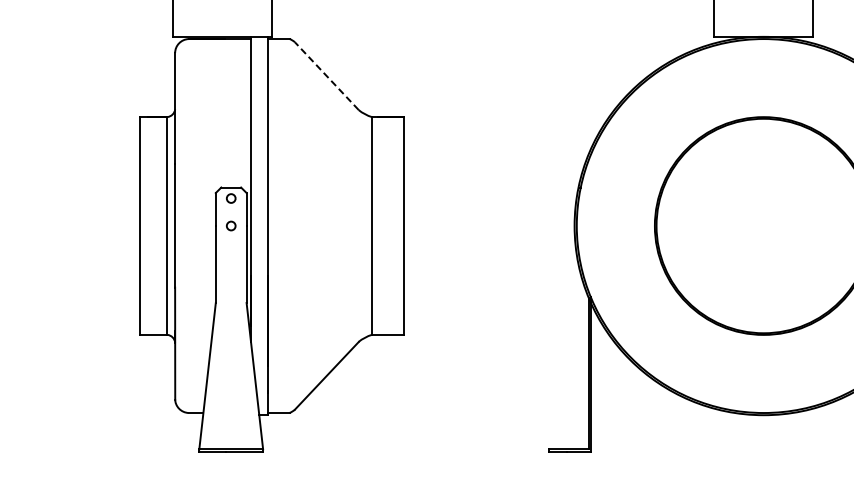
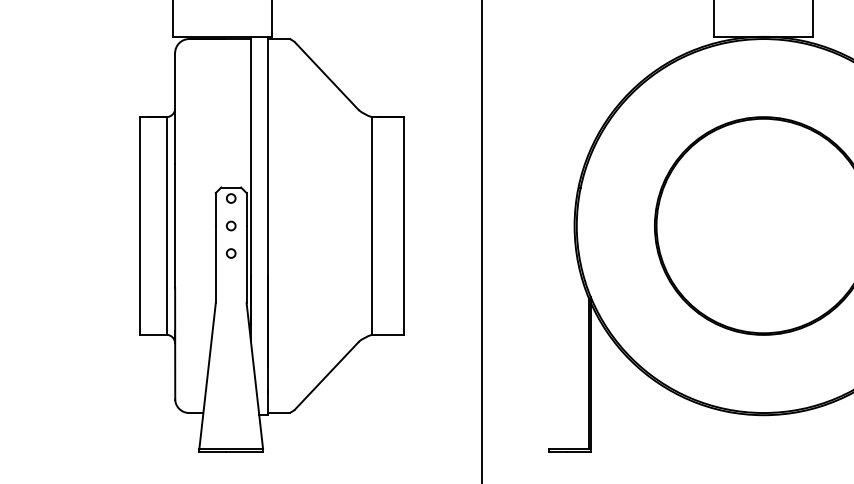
line: dashed -> solid (326, 75)
line: none -> present (481, 241)
circle: none -> present (231, 253)
